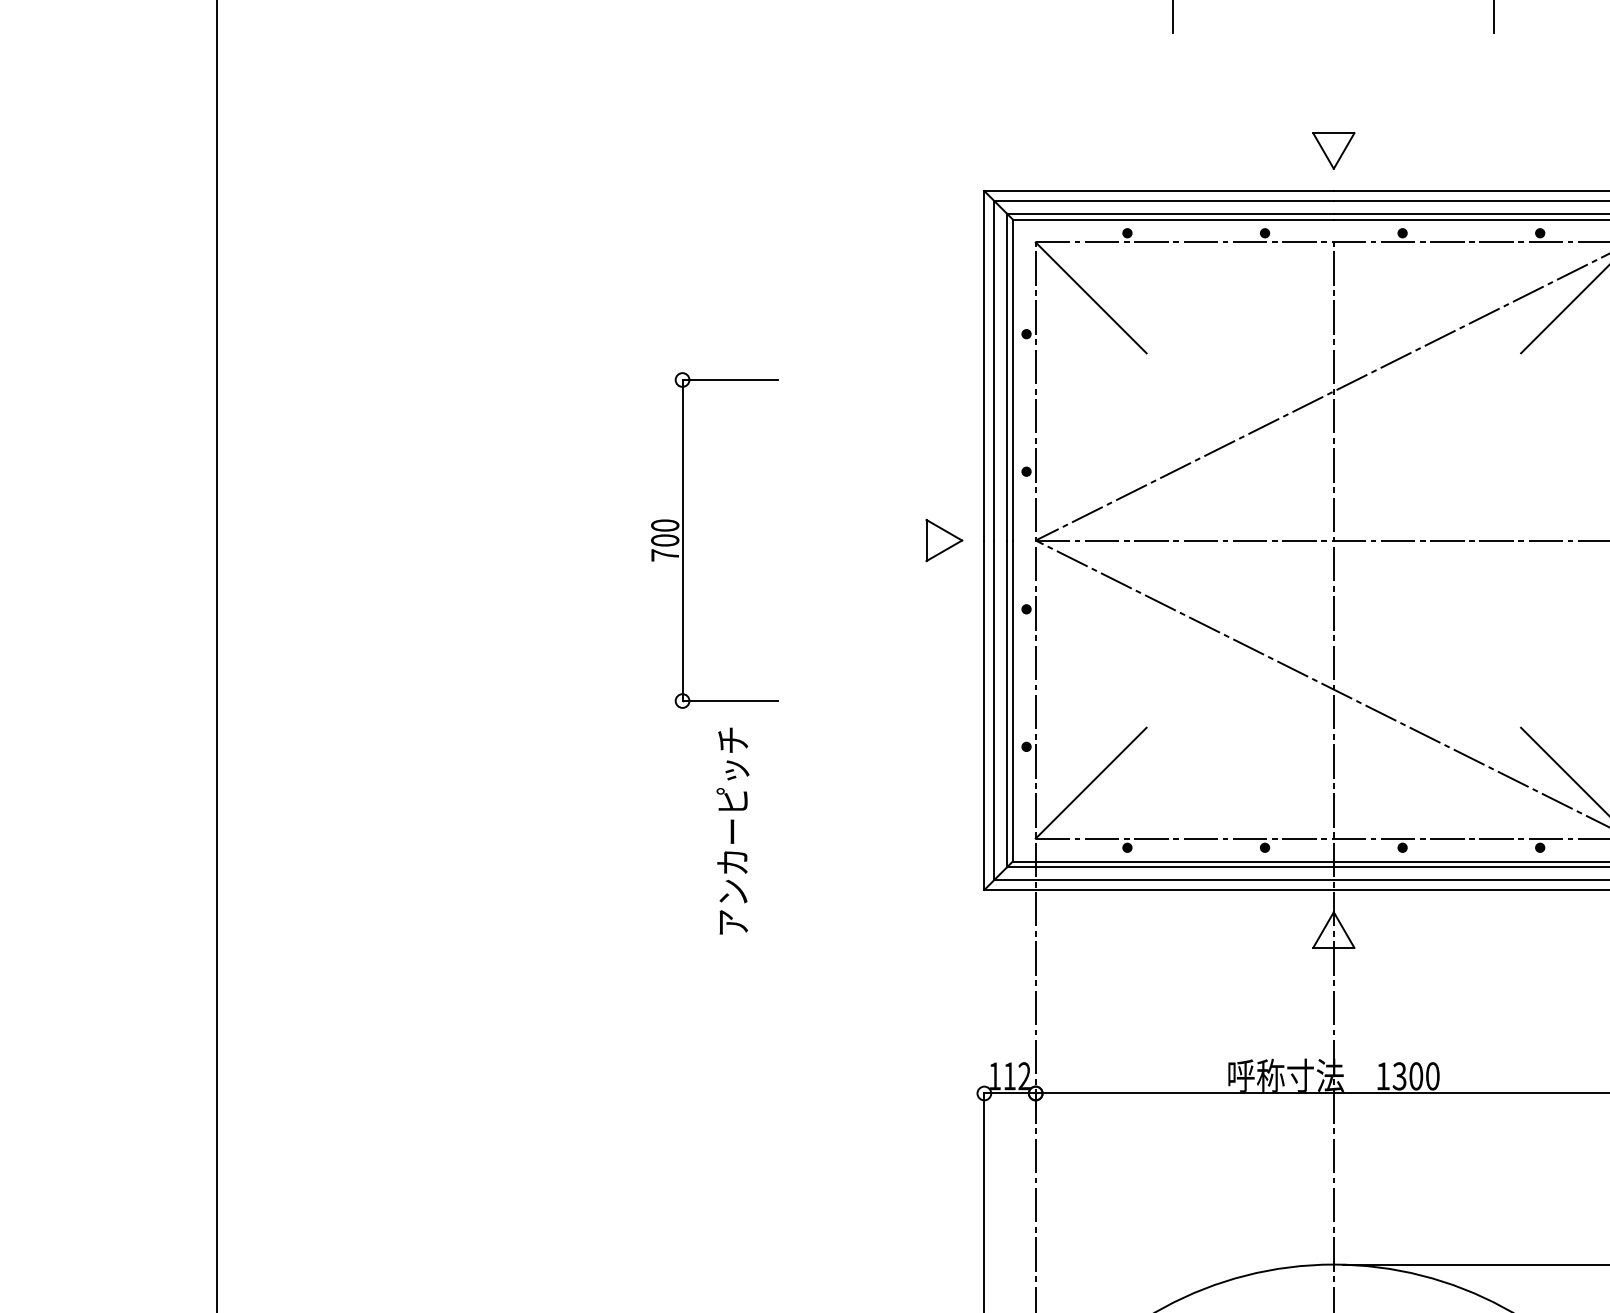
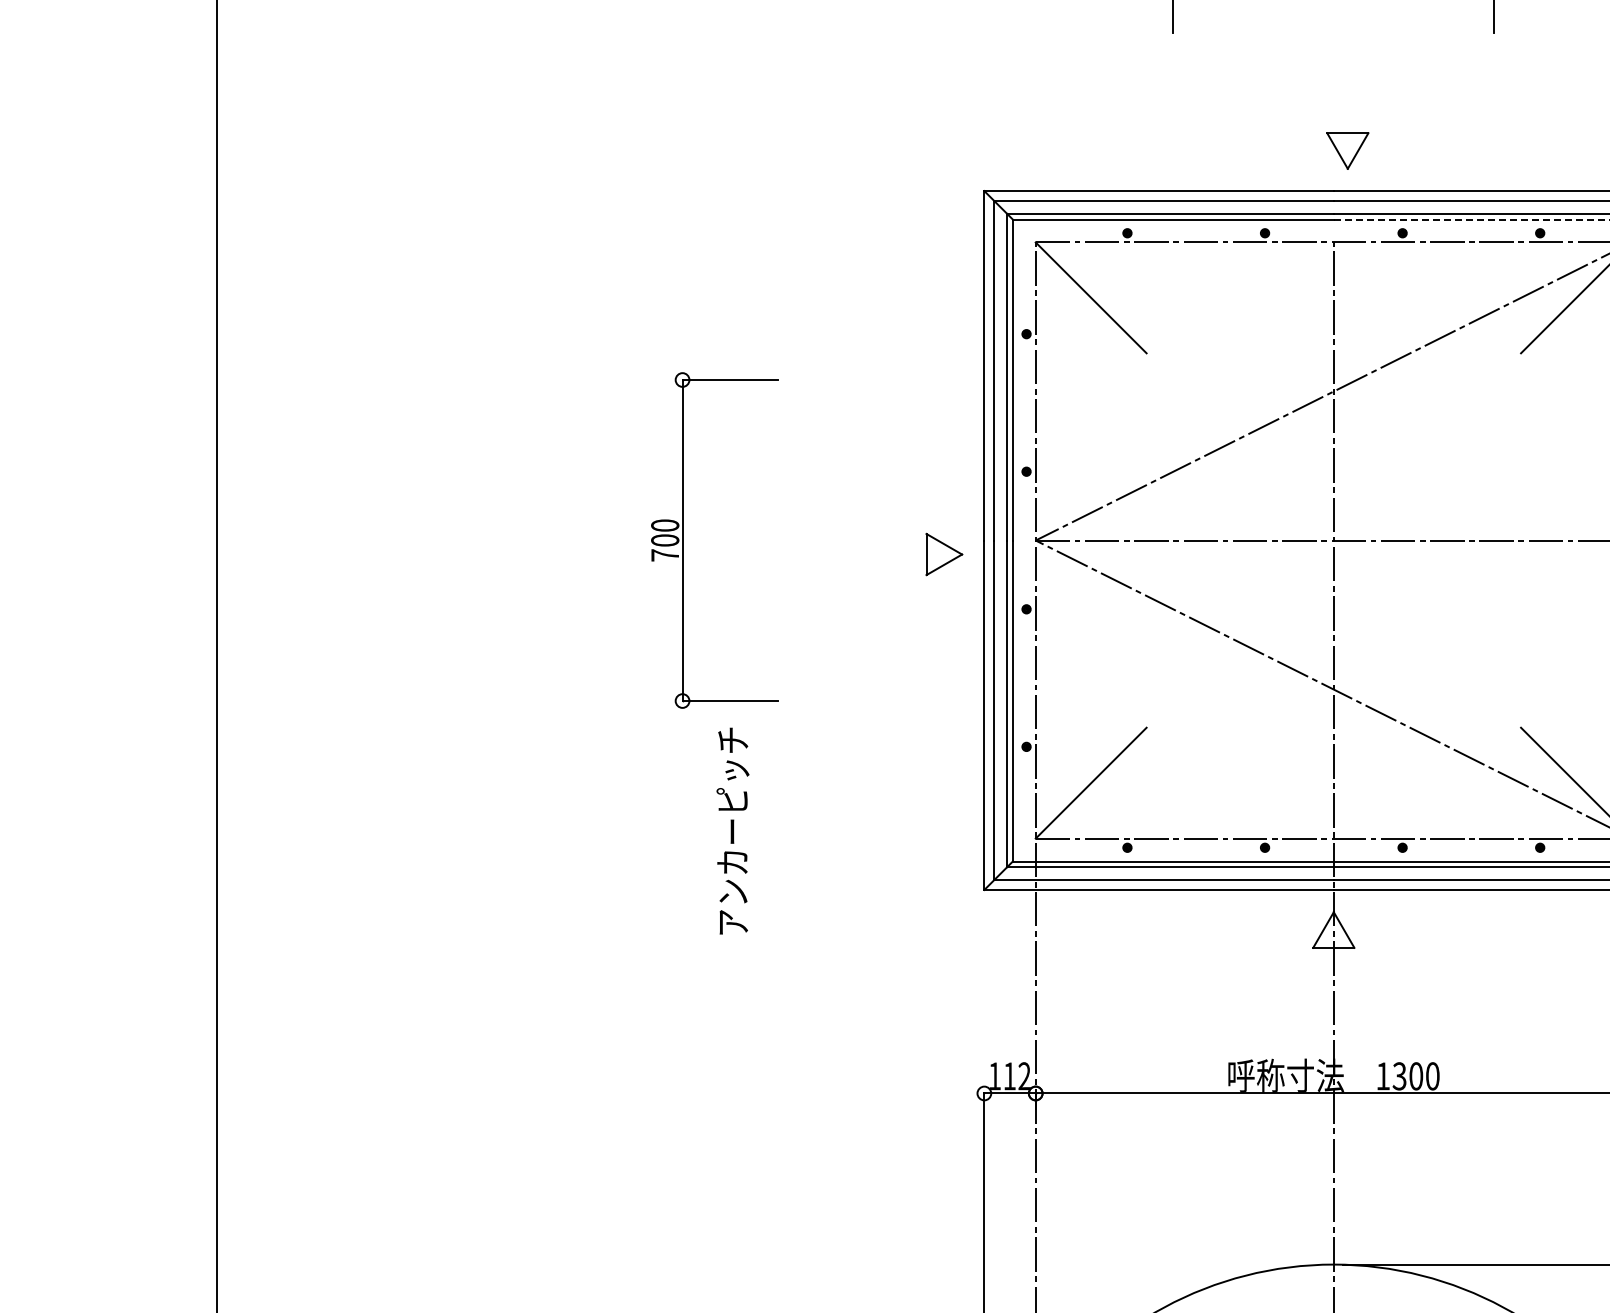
part position: (1333, 150) -> (1347, 150) (1347, 150)
line: solid -> dashed (1472, 219)
part position: (944, 540) -> (944, 554) (944, 554)
